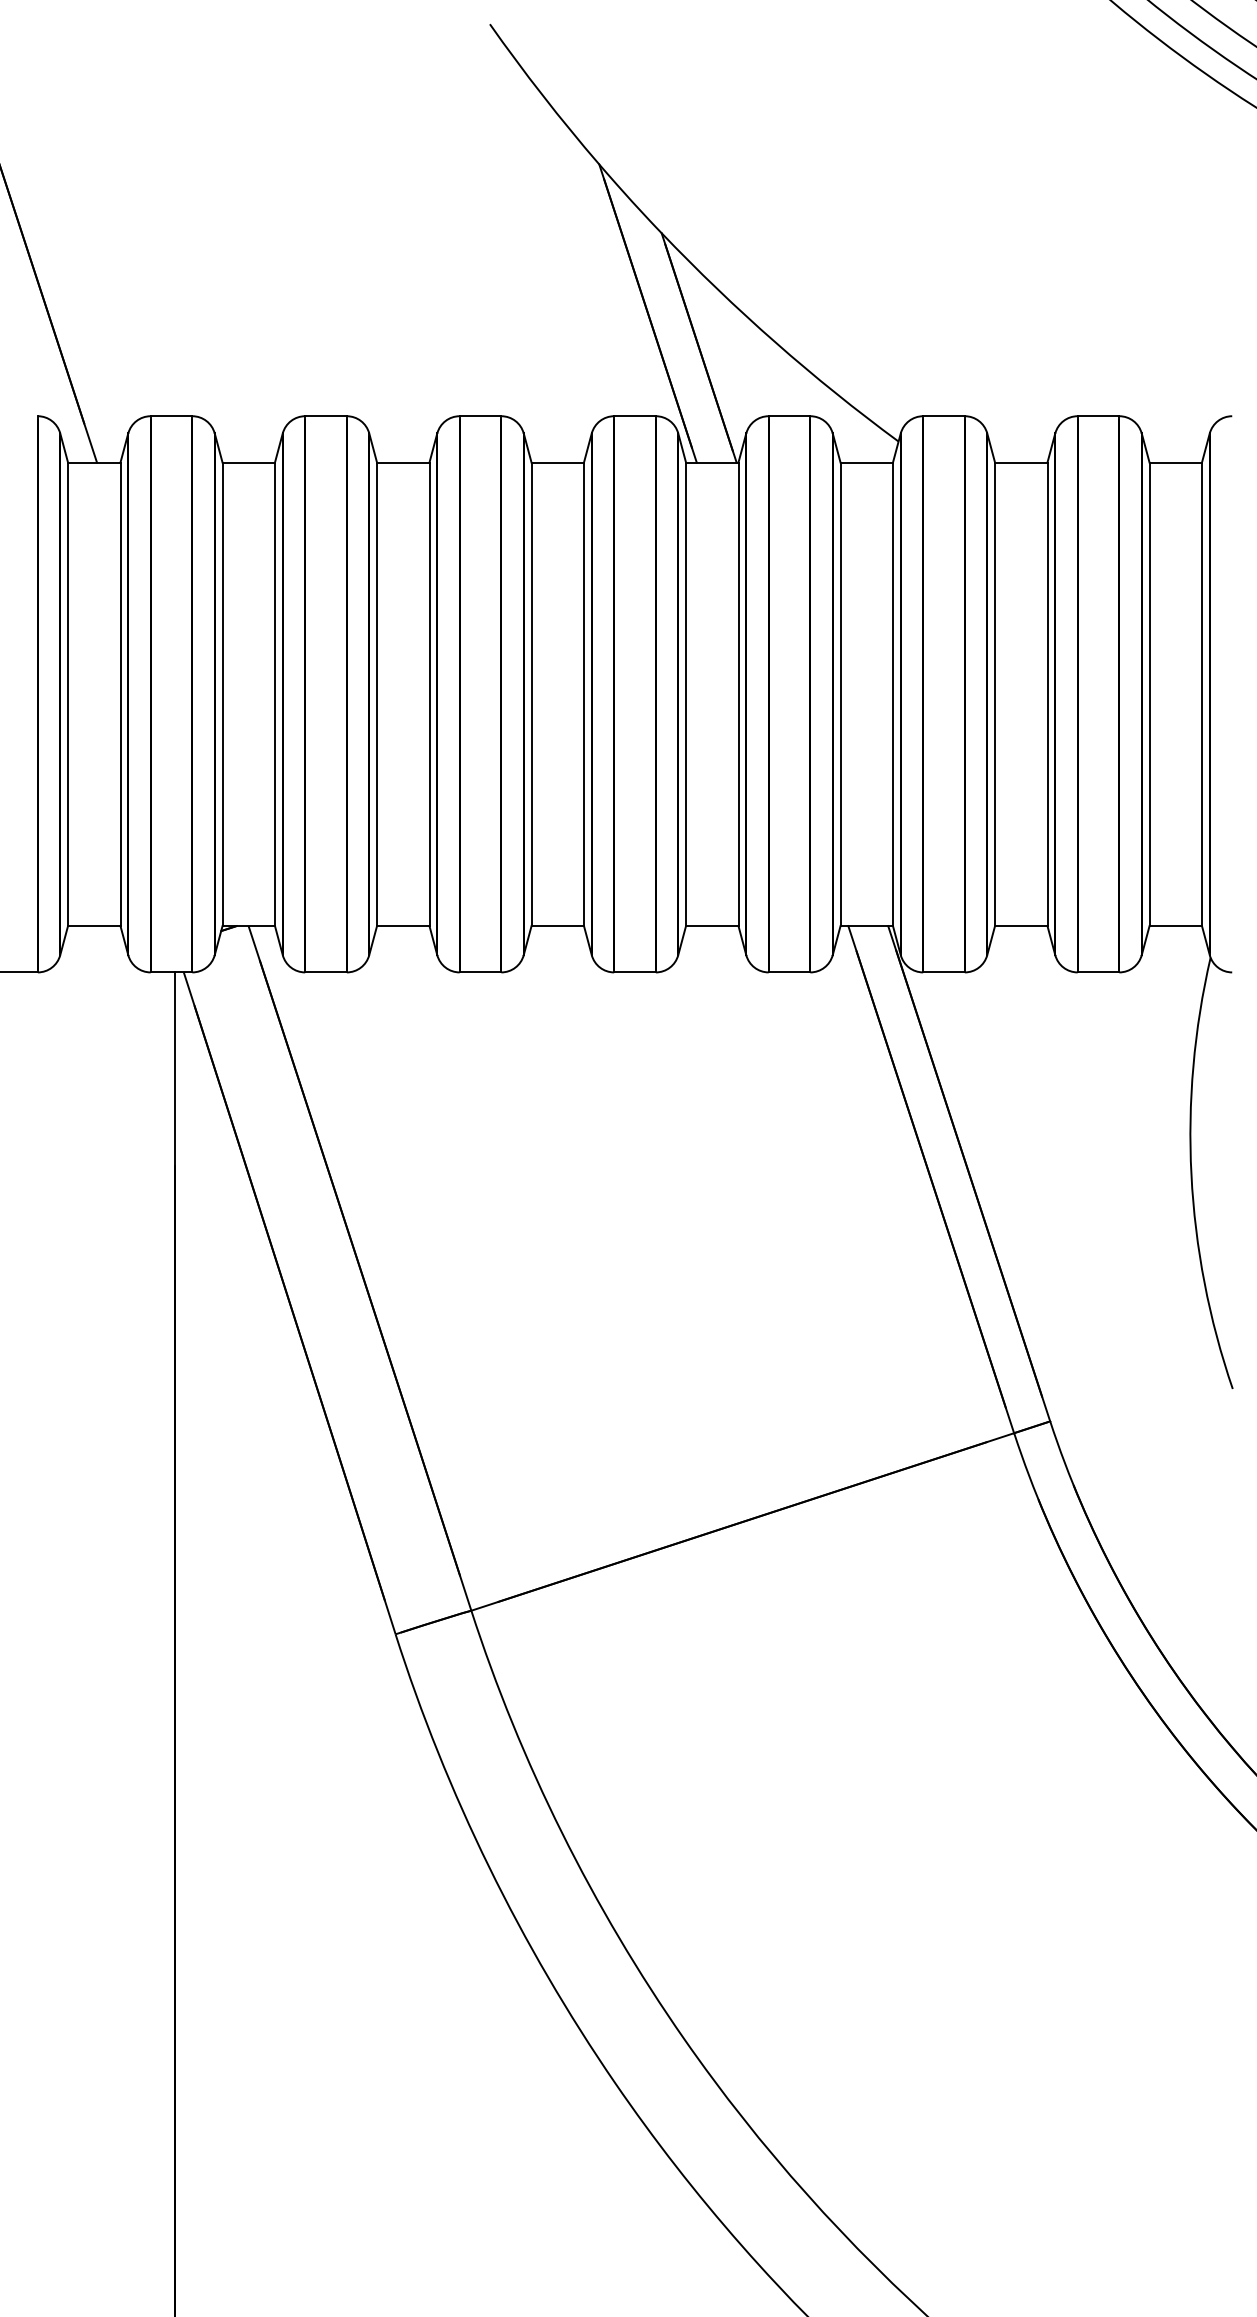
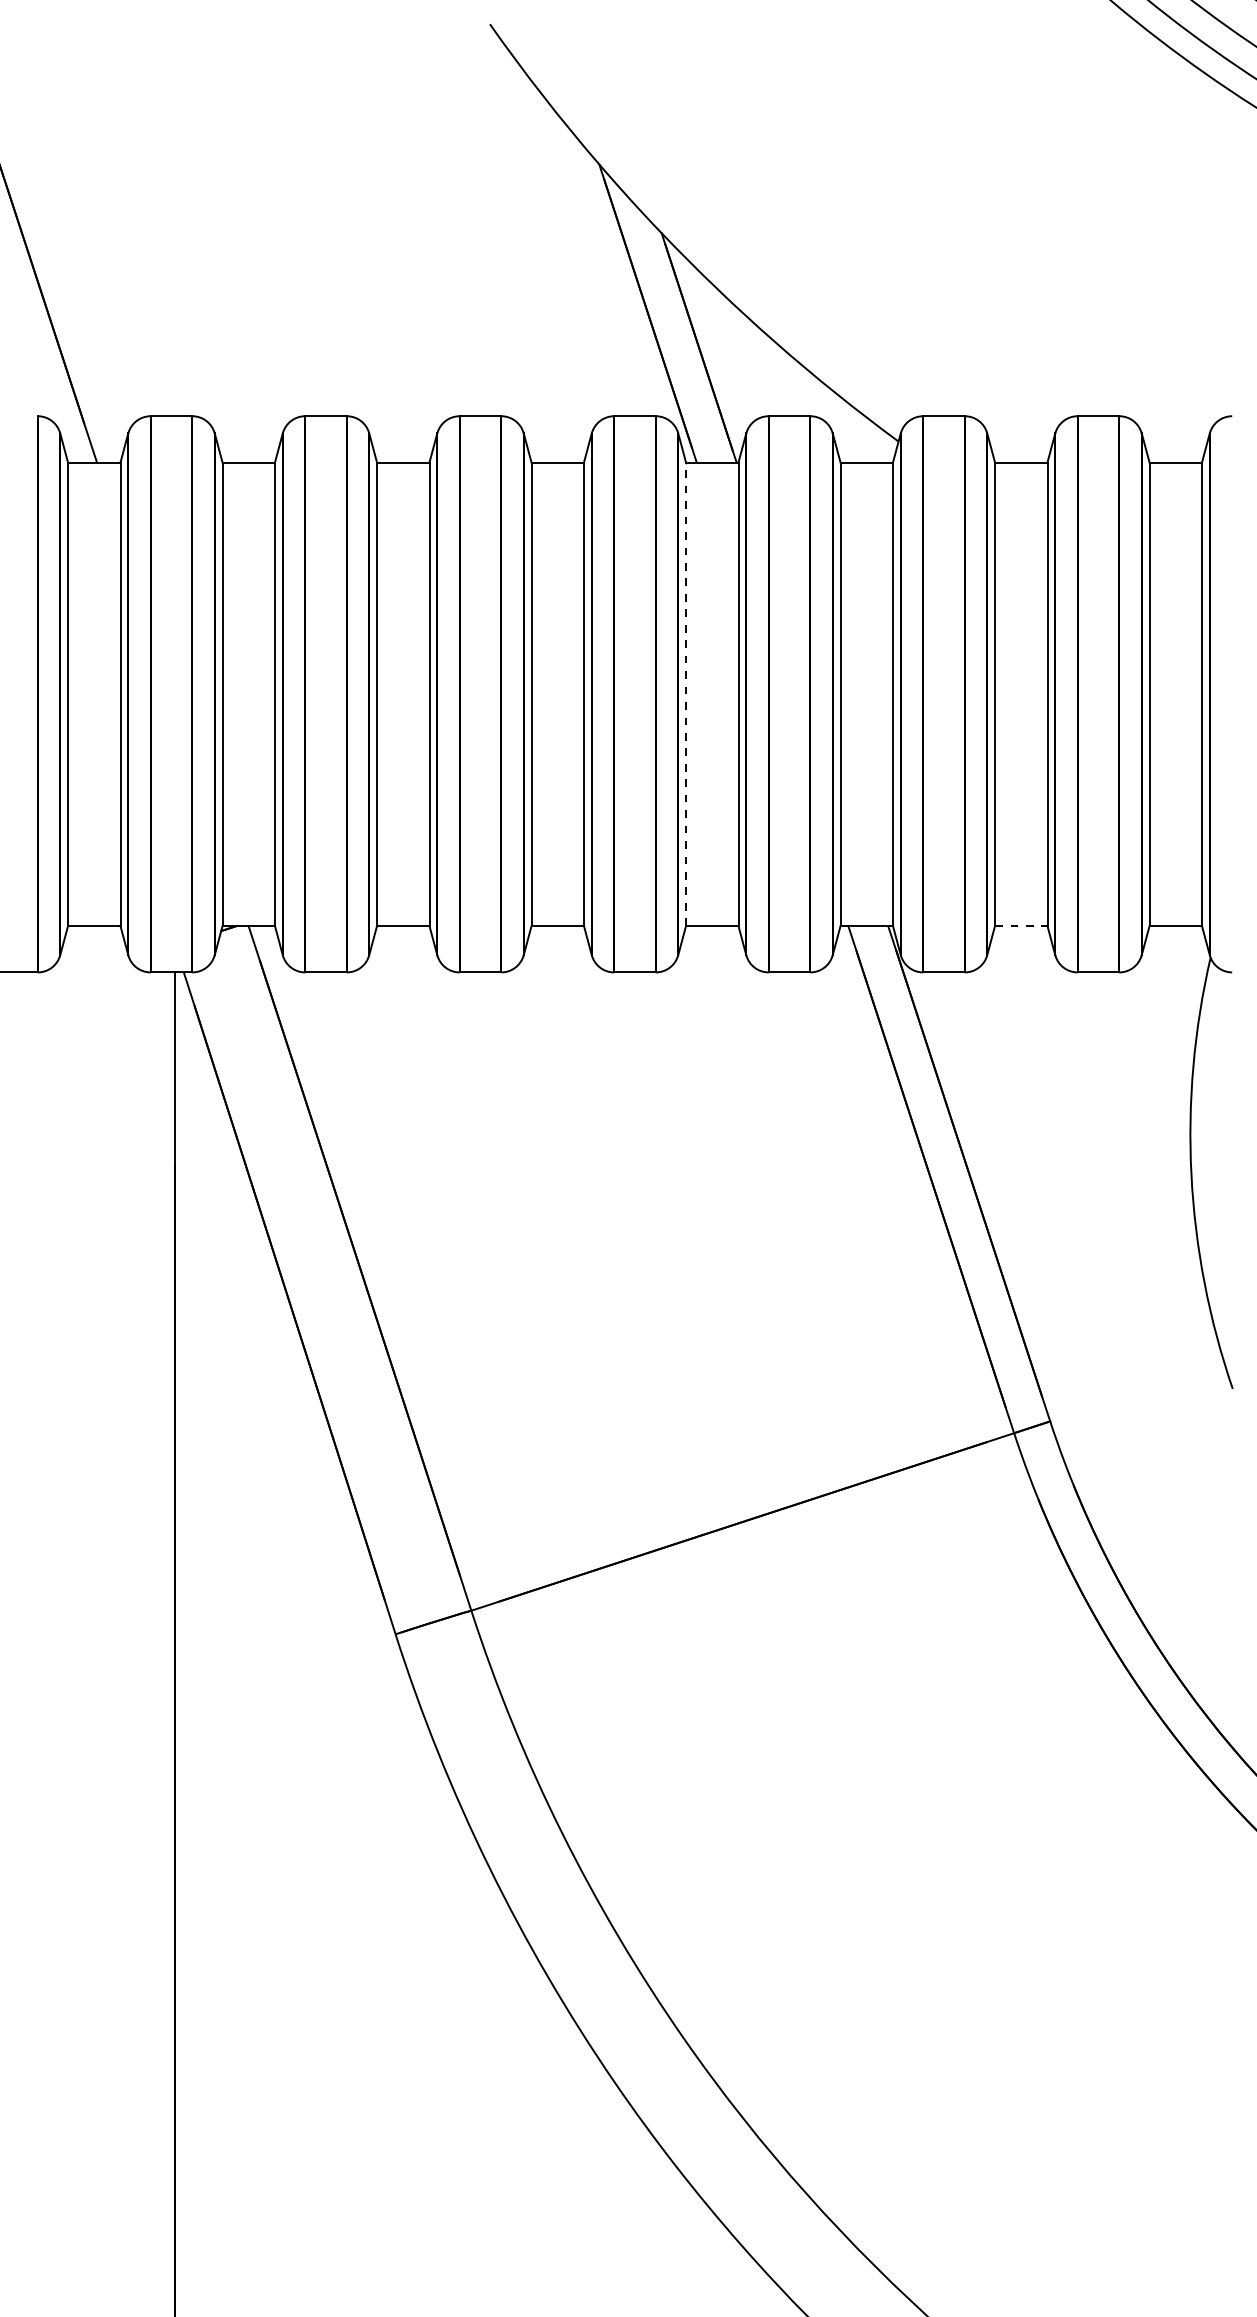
line: solid -> dashed (686, 694)
line: solid -> dashed (1021, 926)
